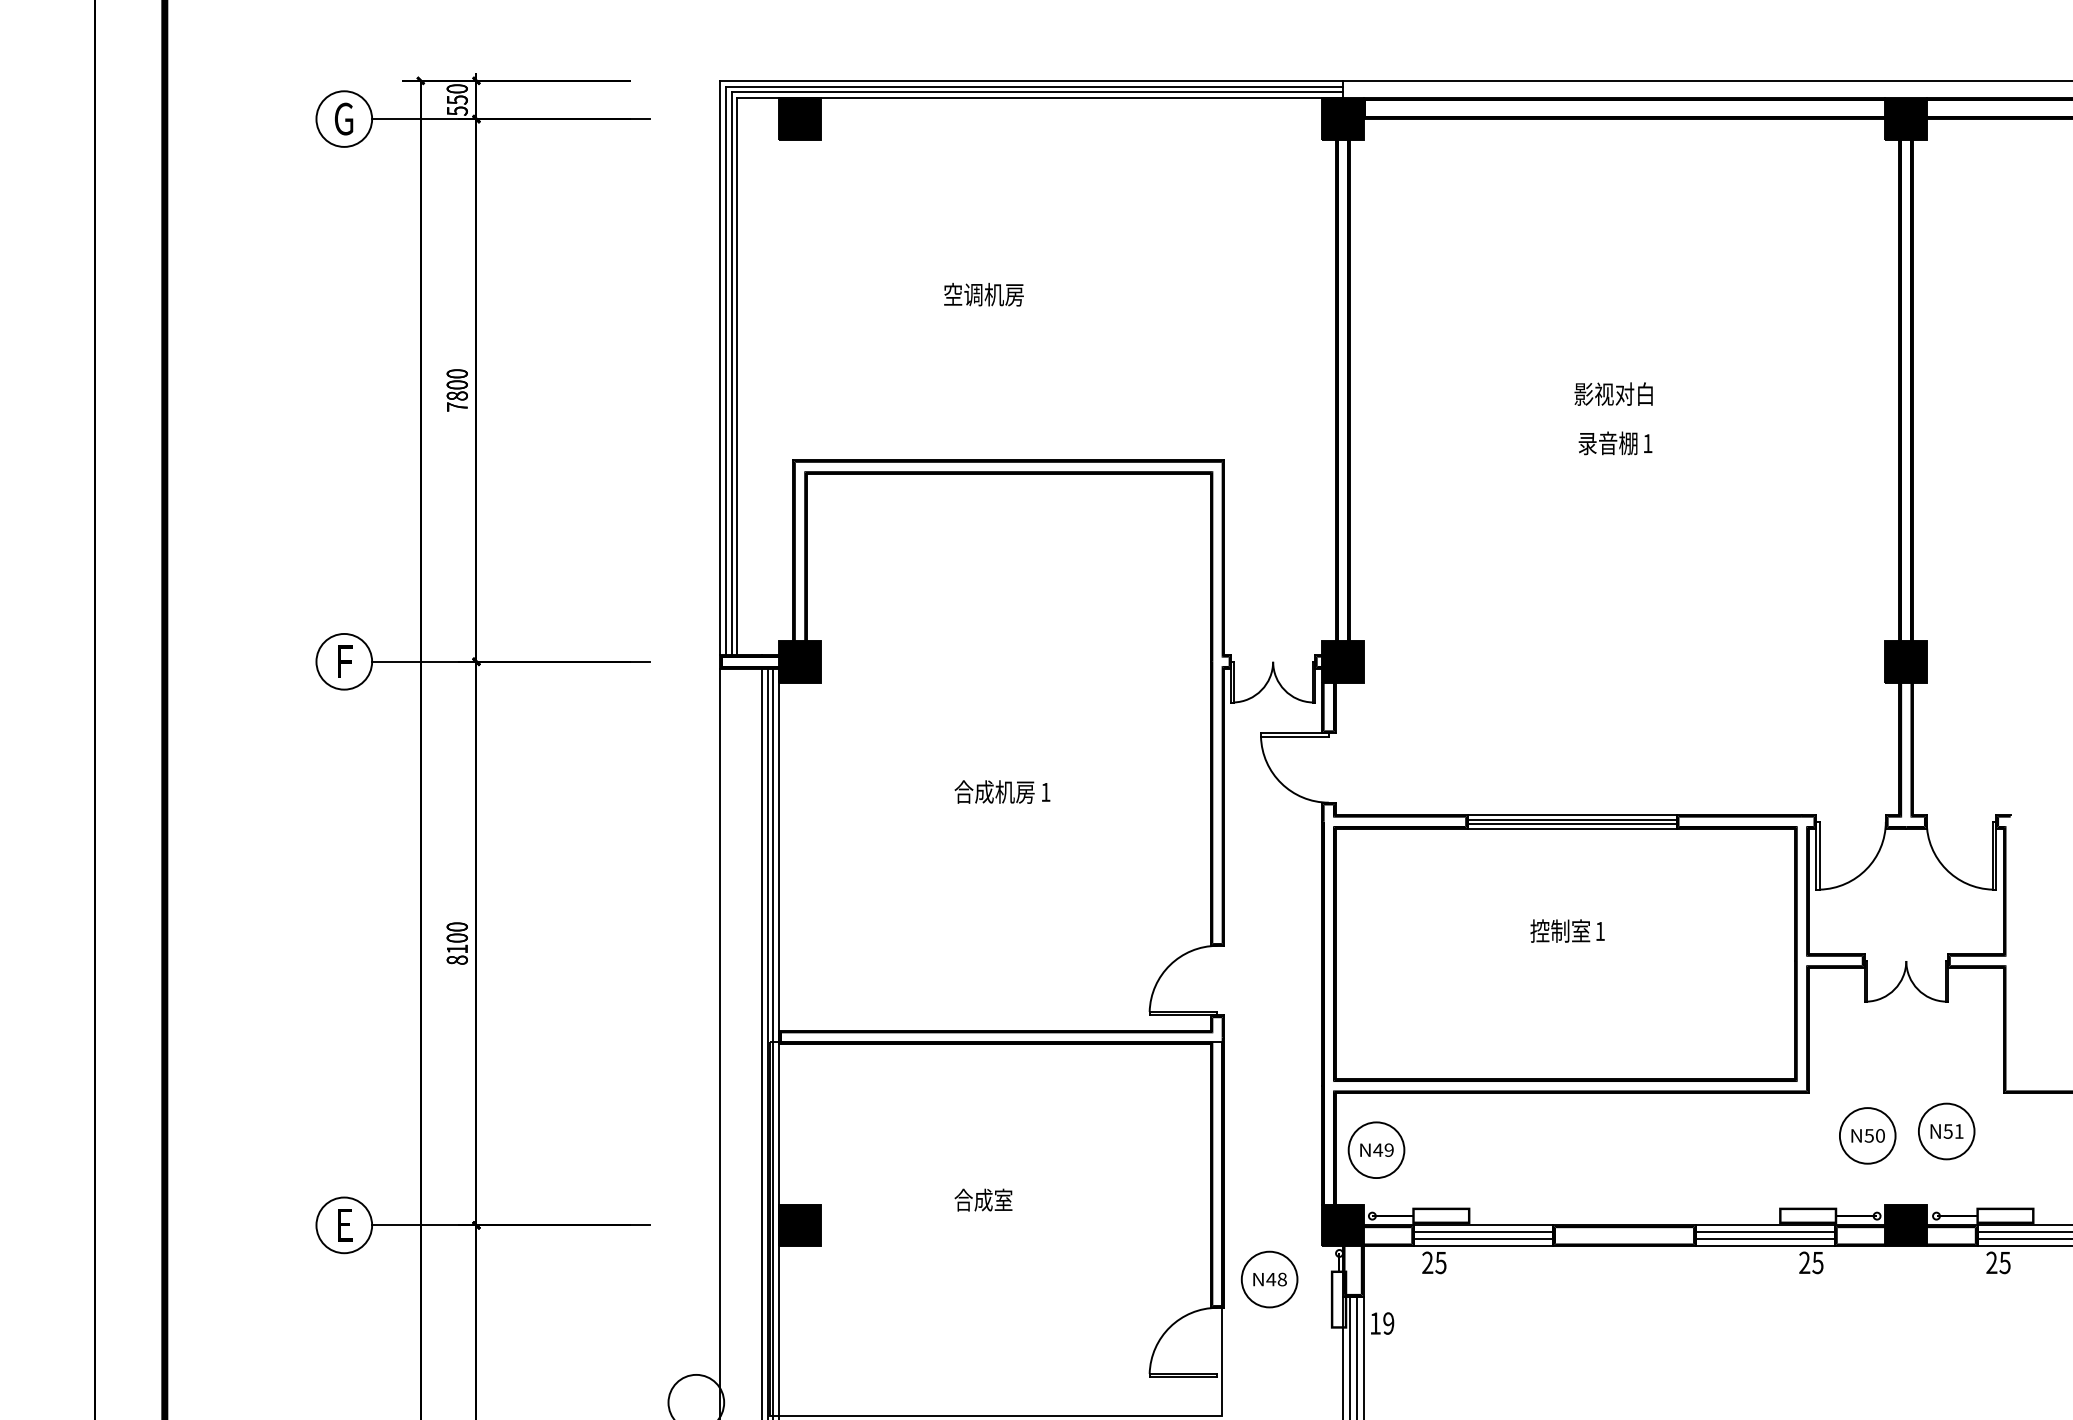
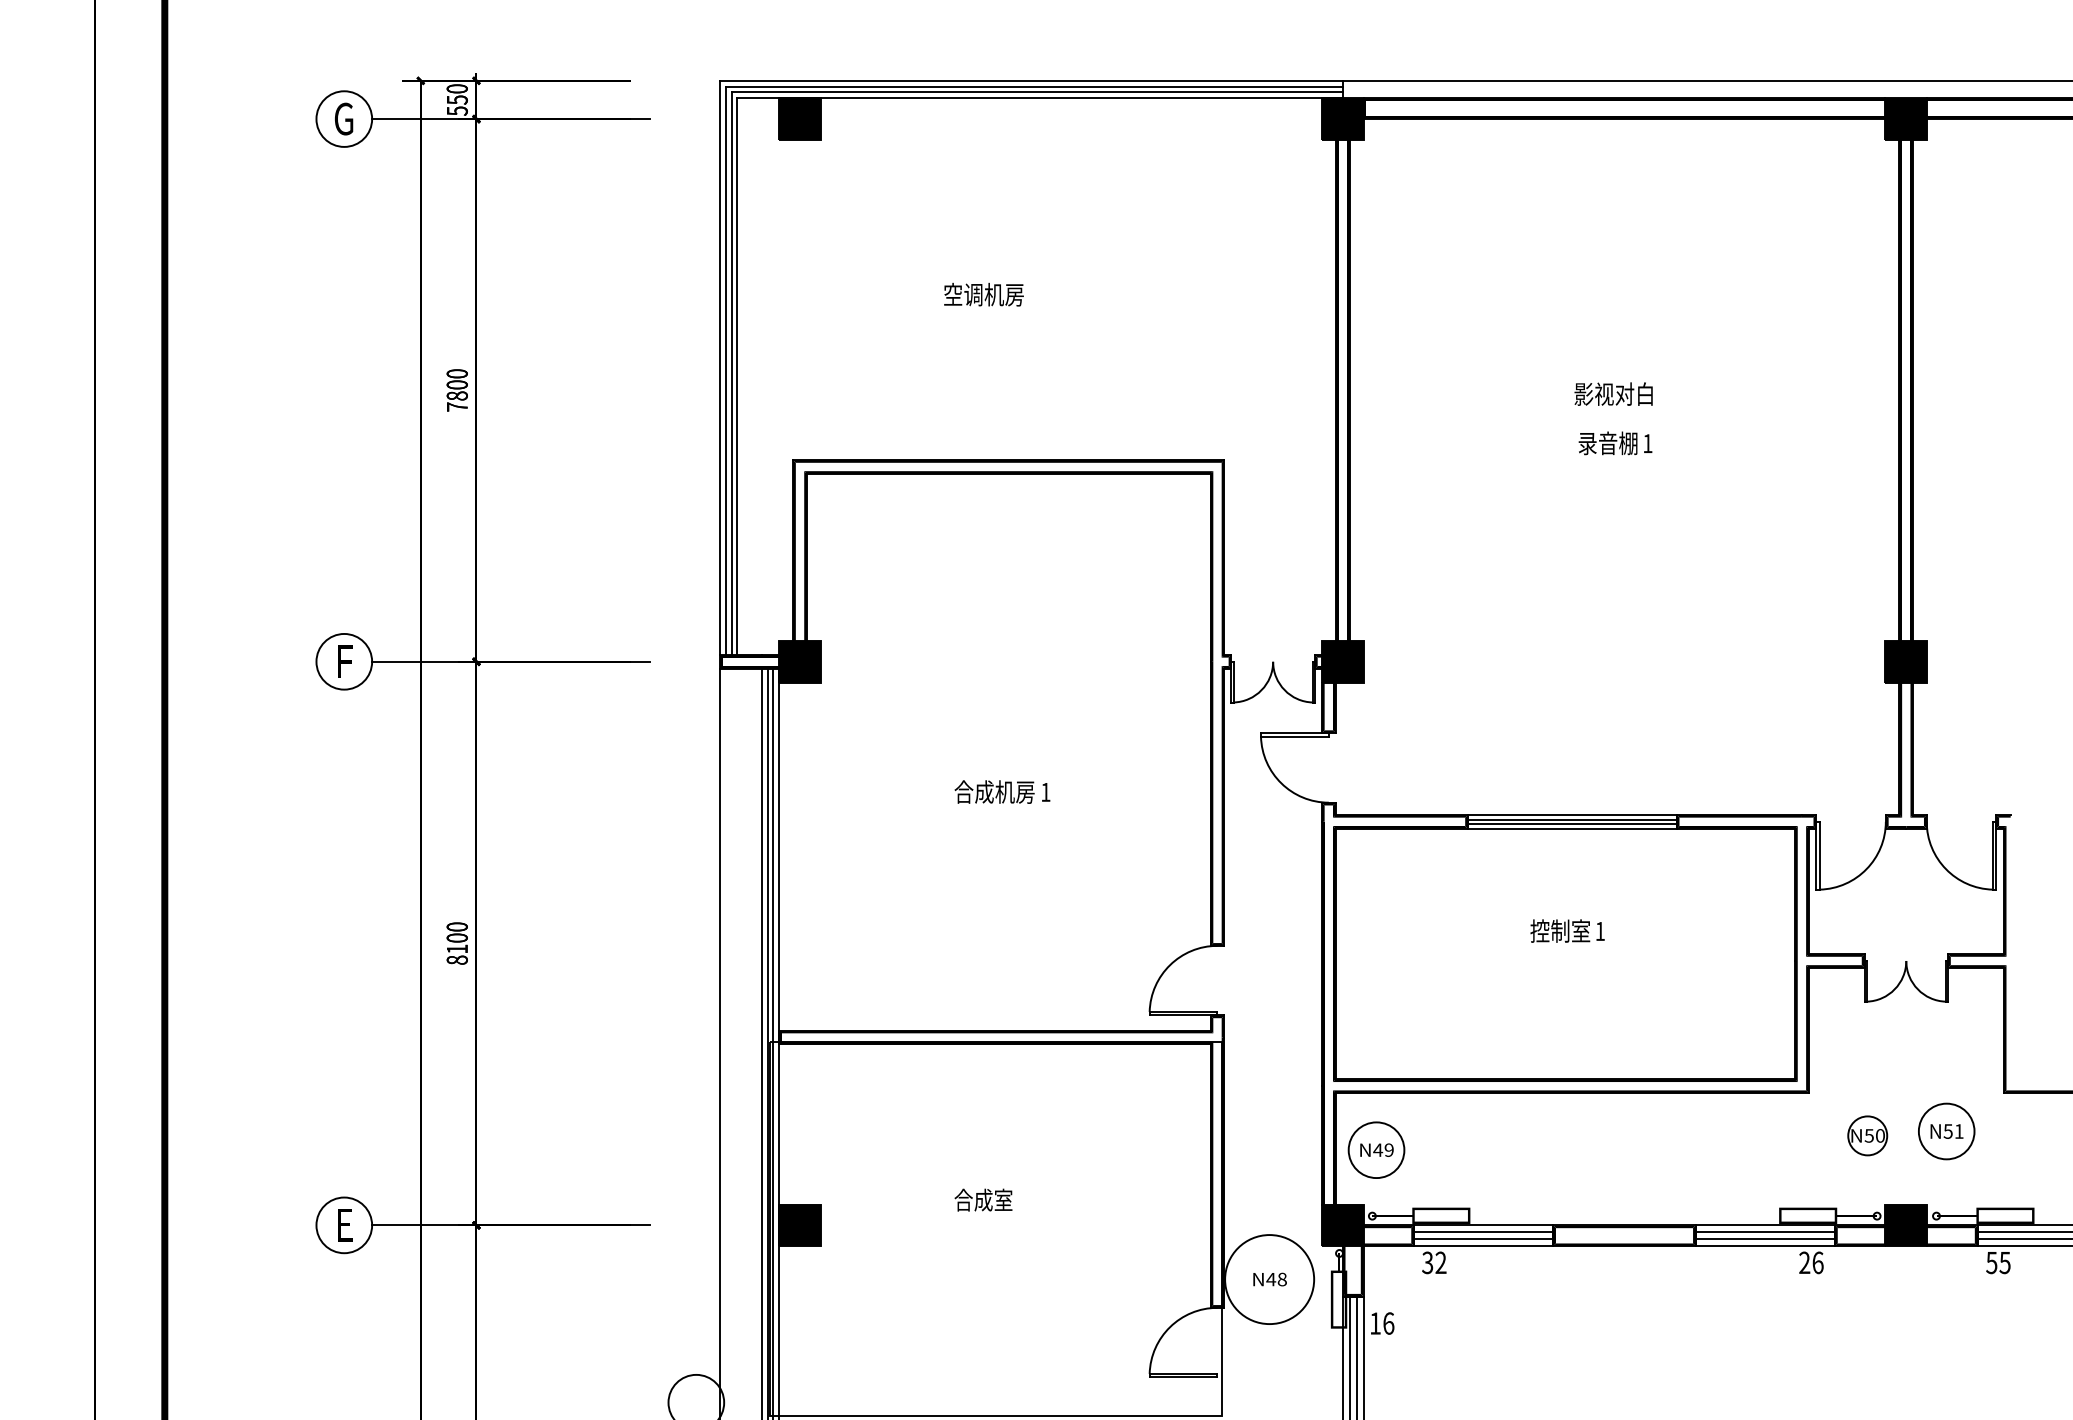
circle diameter: 56 px -> 39 px (1867, 1135)
text: 25 -> 32 (1434, 1262)
text: 25 -> 26 (1817, 1262)
text: 25 -> 55 (1991, 1262)
circle diameter: 56 px -> 89 px (1269, 1279)
text: 19 -> 16 (1388, 1323)
